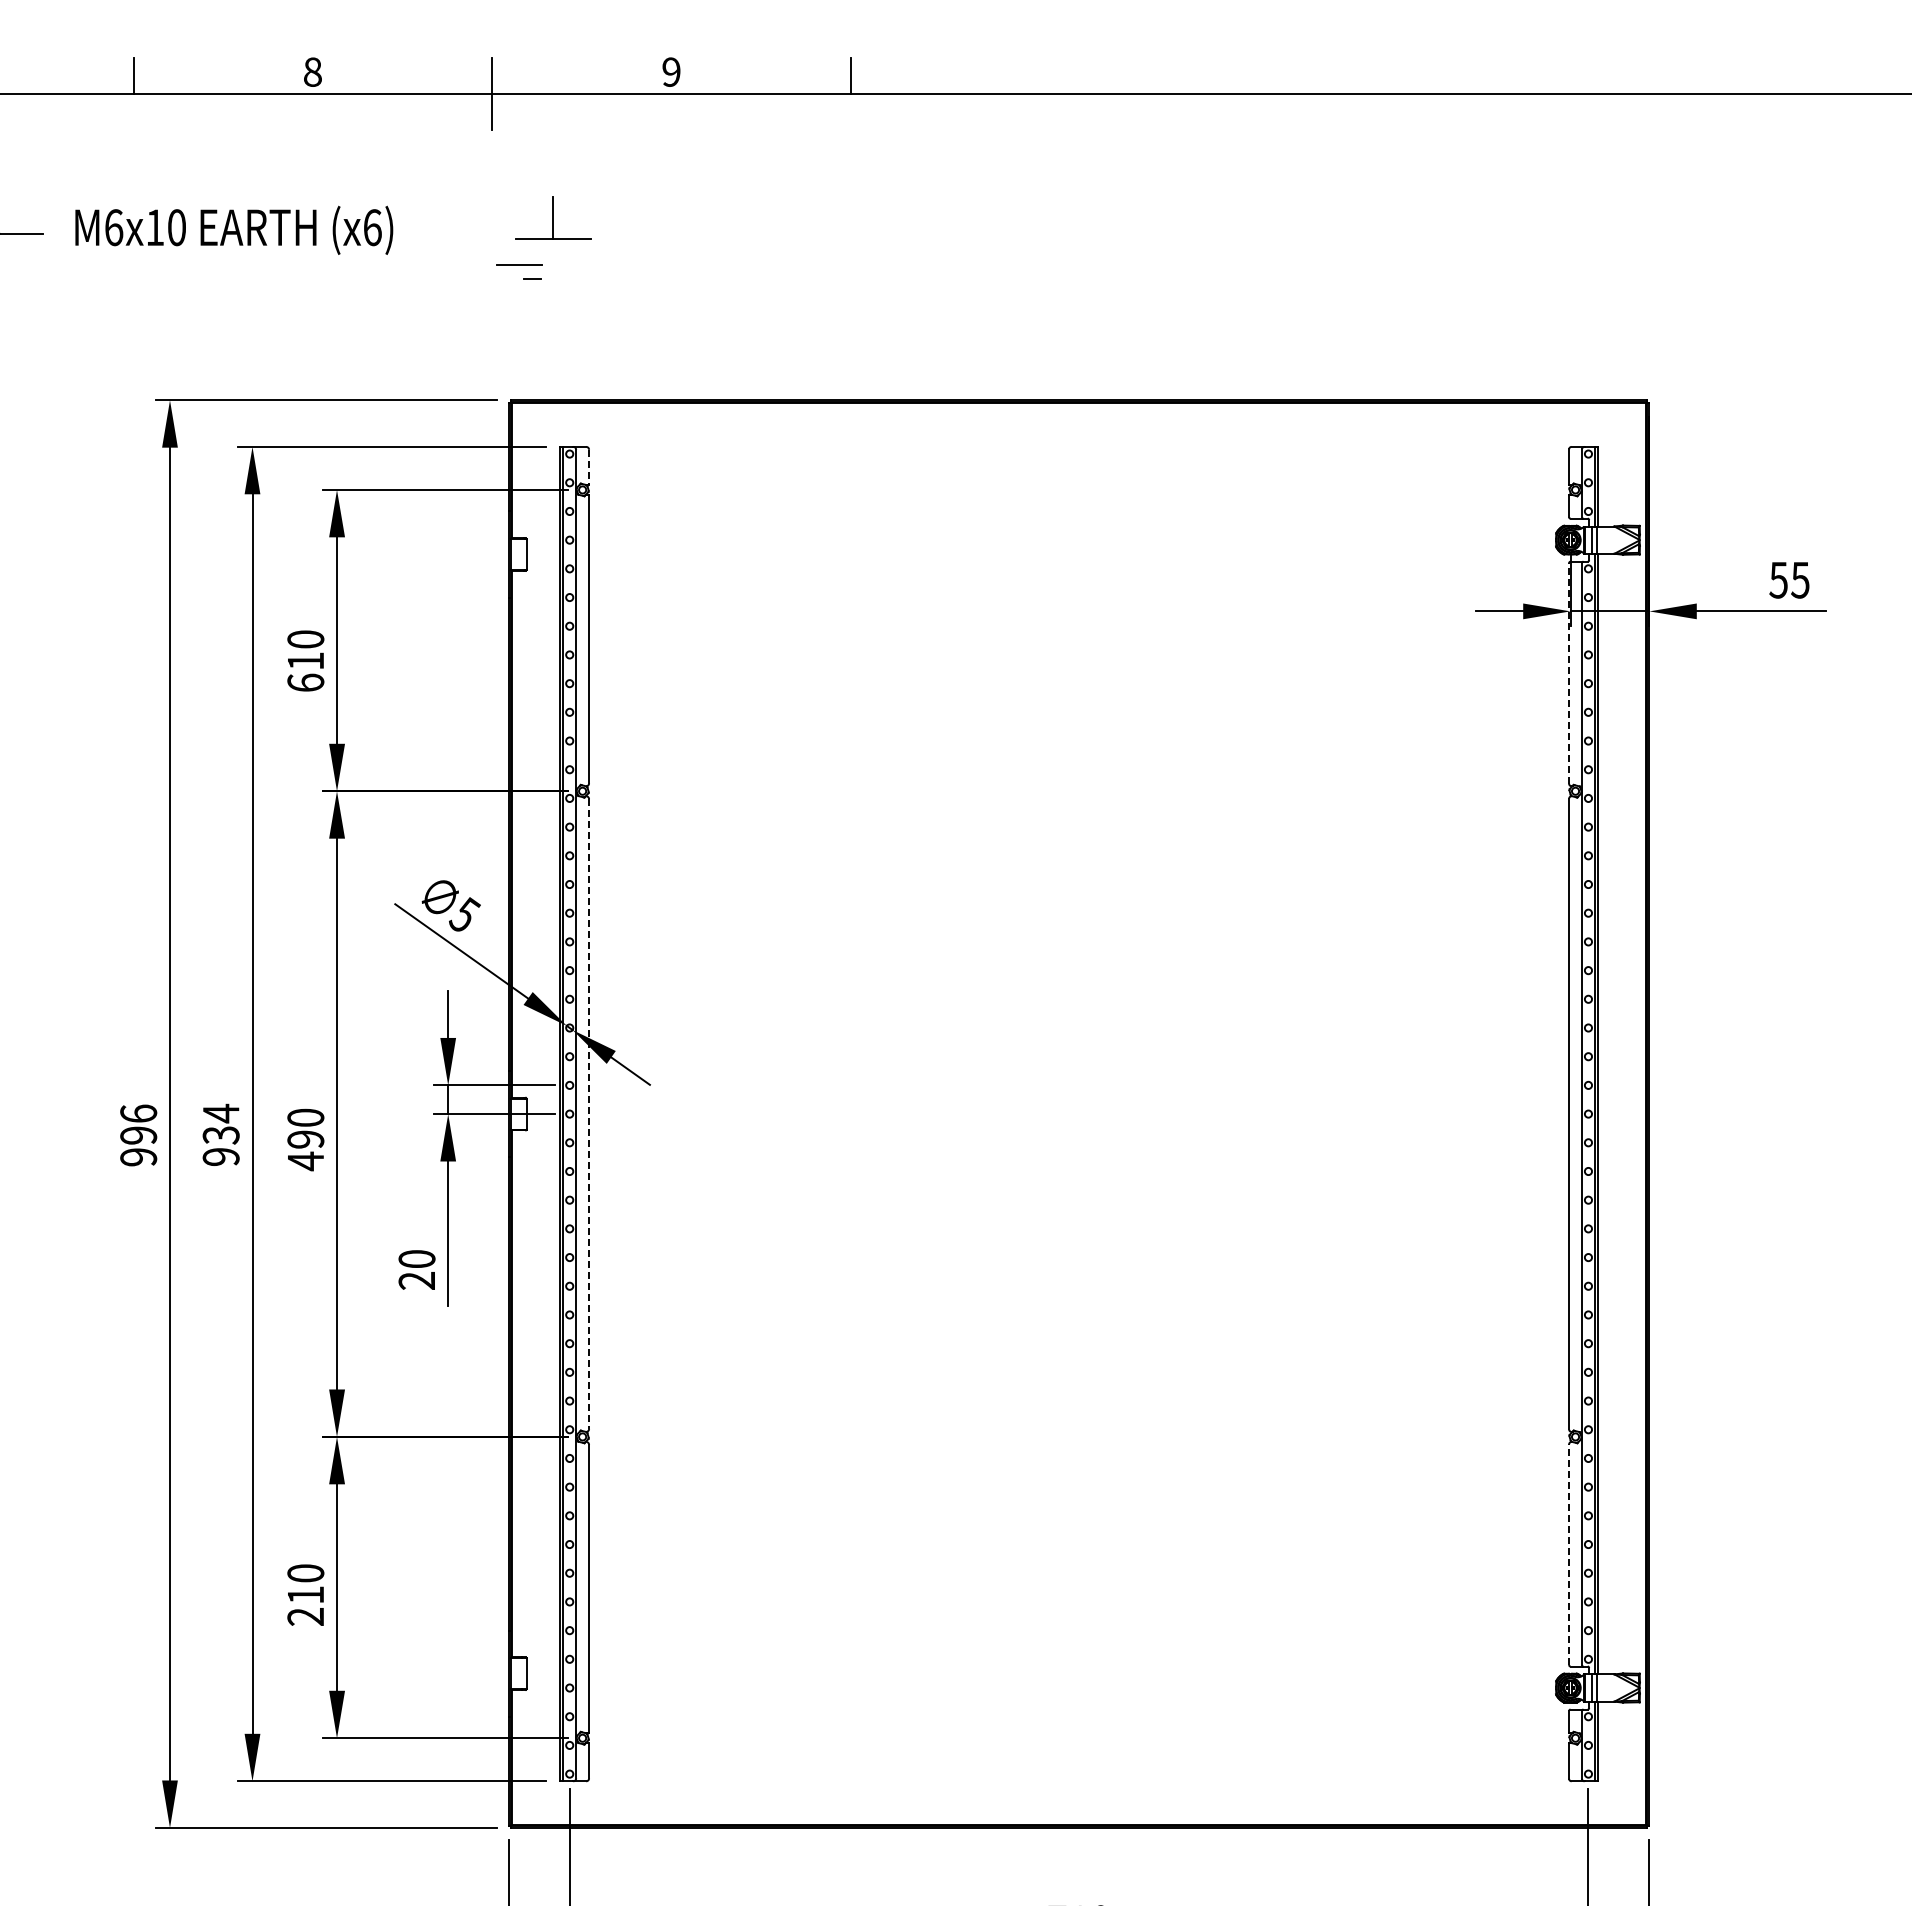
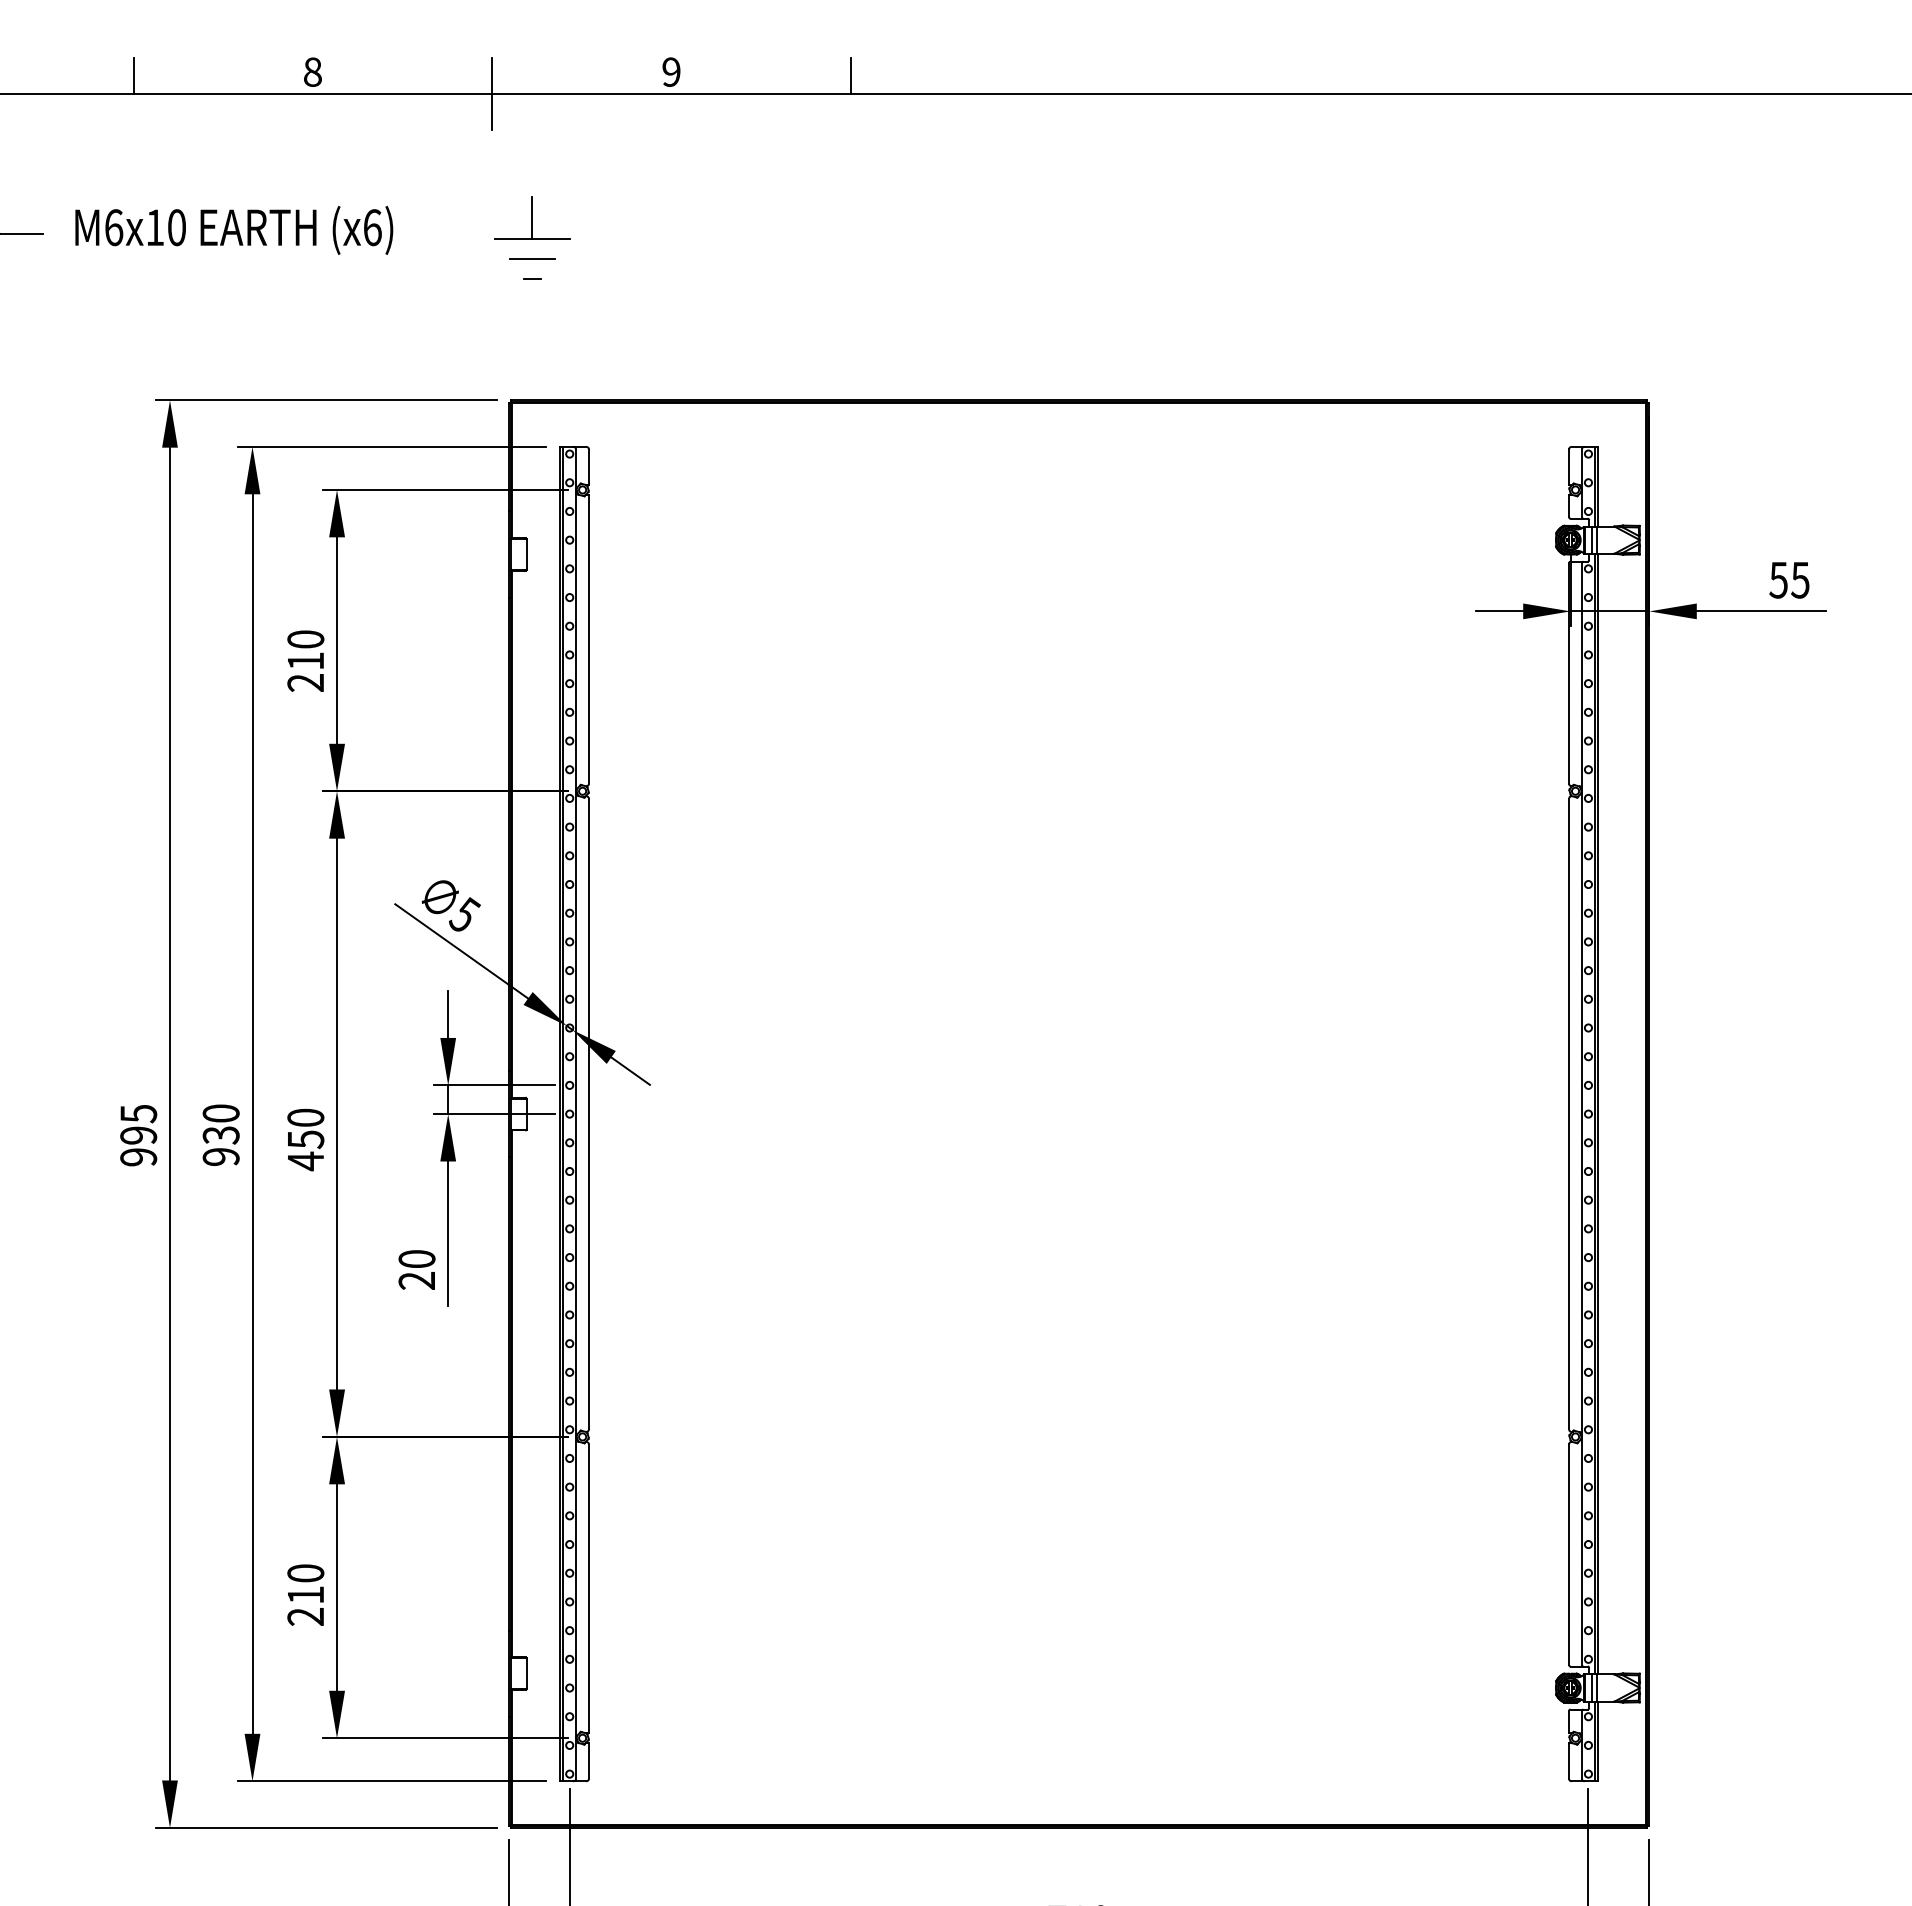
part position: (553, 217) -> (532, 217) (532, 217)
line position: (519, 264) -> (532, 258) (532, 258)
line: dashed -> solid (589, 467)
line: dashed -> solid (1569, 672)
text: 610 -> 210 (305, 682)
text: 996 -> 995 (138, 1113)
text: 934 -> 930 (220, 1113)
line: dashed -> solid (589, 1114)
text: 490 -> 450 (305, 1139)
line: dashed -> solid (1569, 1554)
